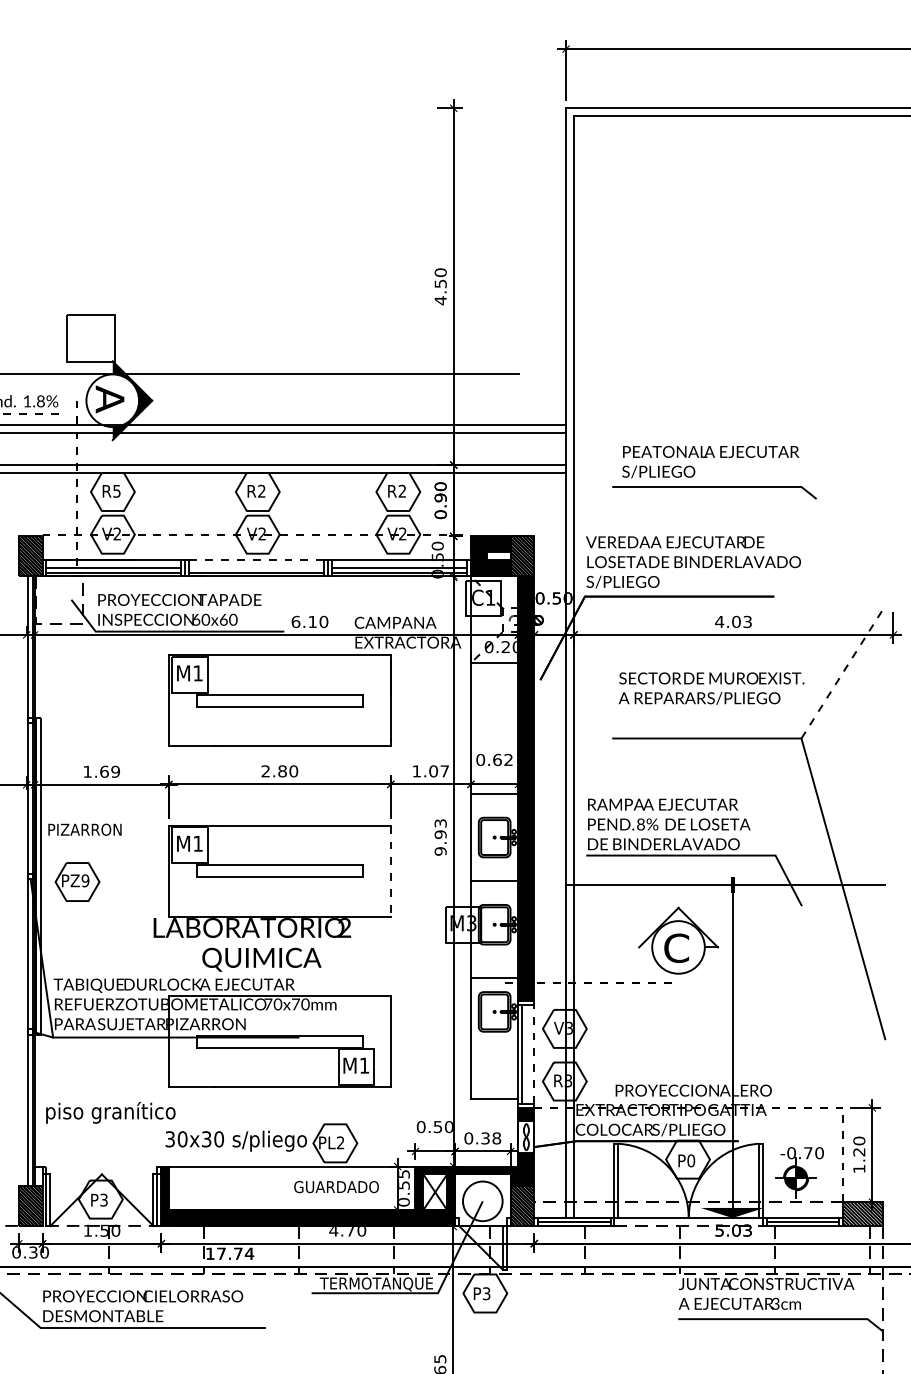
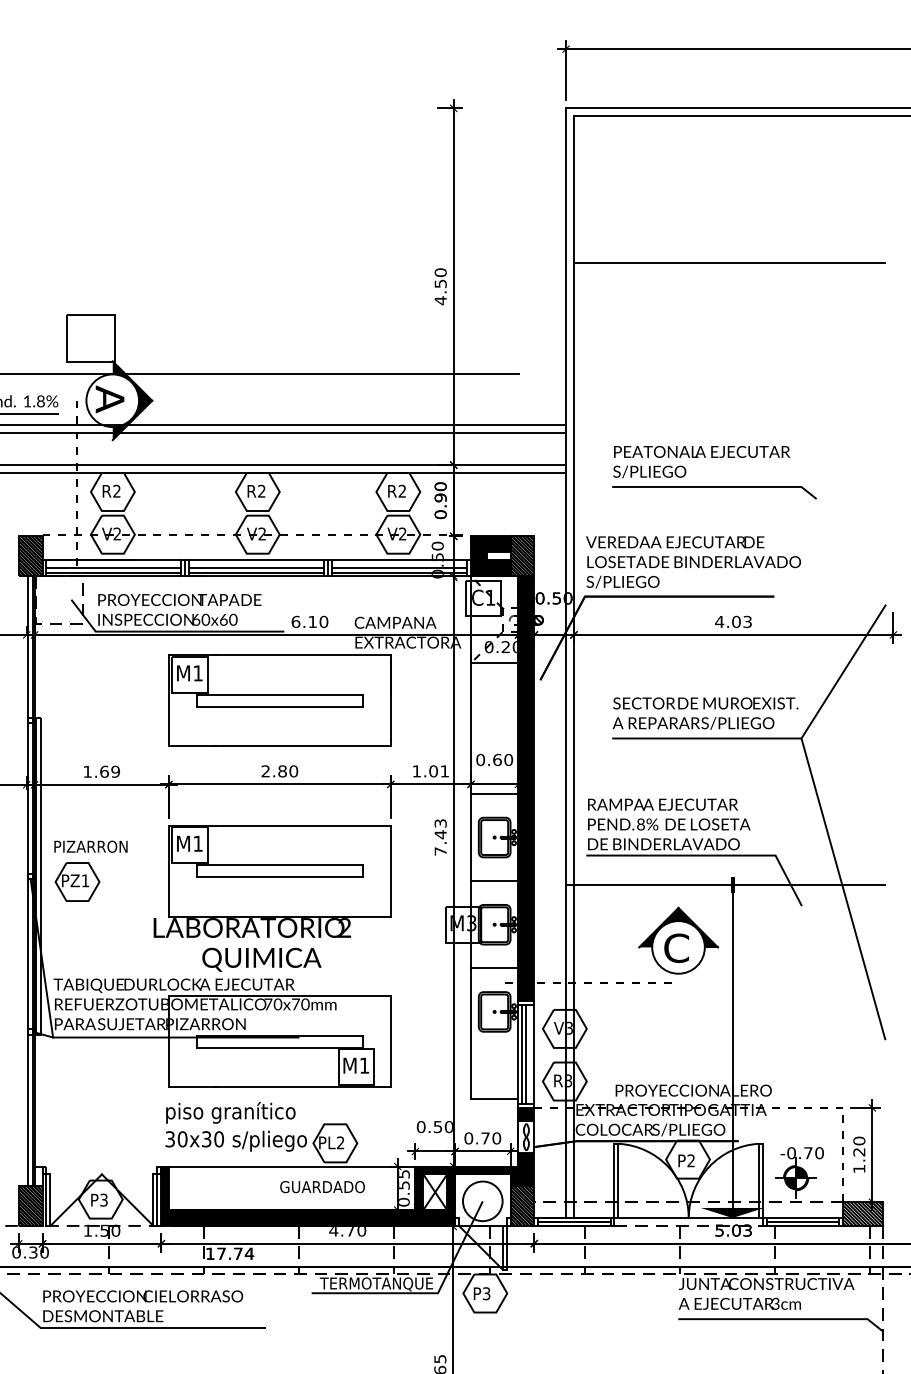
line: none -> present (729, 262)
line: dashed -> solid (29, 414)
text position: (710, 462) -> (701, 462) (701, 462)
text: R5 -> R2 (116, 490)
line: dashed -> solid (256, 560)
line: none -> present (256, 568)
line: dashed -> solid (843, 672)
text position: (711, 688) -> (705, 713) (705, 713)
text: 0.62 -> 0.60 (508, 760)
text: 1.07 -> 1.01 (444, 771)
text position: (84, 829) -> (90, 846) (90, 846)
text: 9.93 -> 7.43 (440, 842)
line: dashed -> solid (390, 871)
text: PZ9 -> PZ1 (85, 880)
fill: none -> present (678, 927)
line position: (494, 978) -> (494, 968) (494, 968)
line: none -> present (526, 1053)
line: dashed -> solid (534, 1054)
text position: (110, 1112) -> (230, 1112) (230, 1112)
text: 0.38 -> 0.70 (491, 1138)
text: P0 -> P2 (691, 1160)
text position: (336, 1187) -> (322, 1187) (322, 1187)
